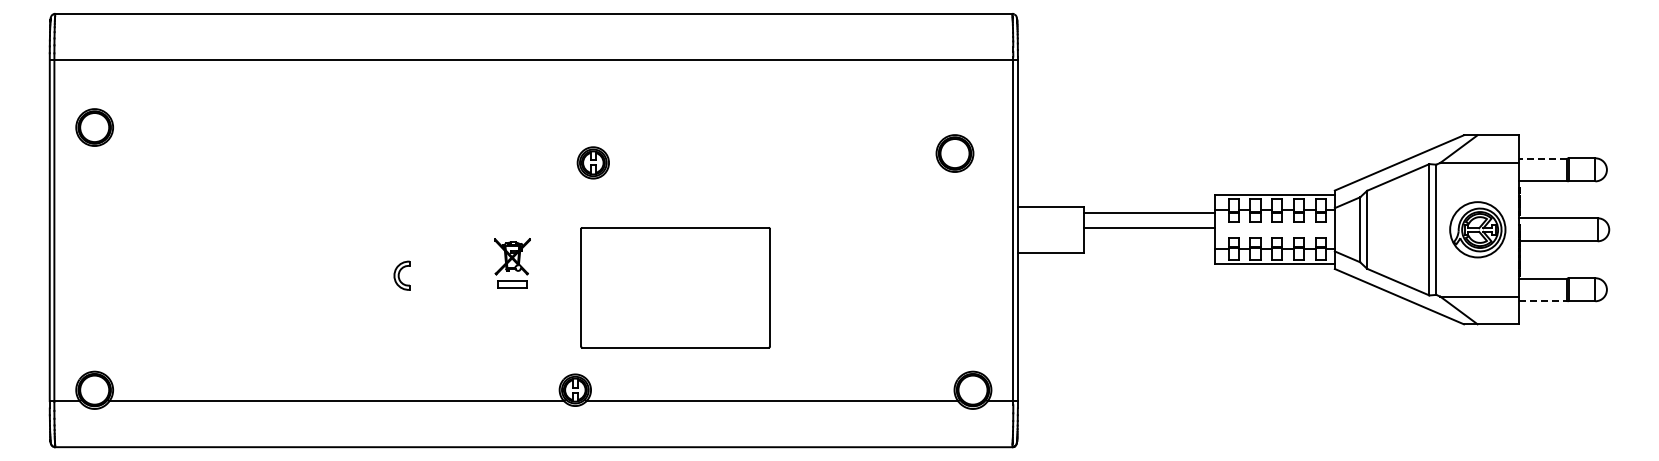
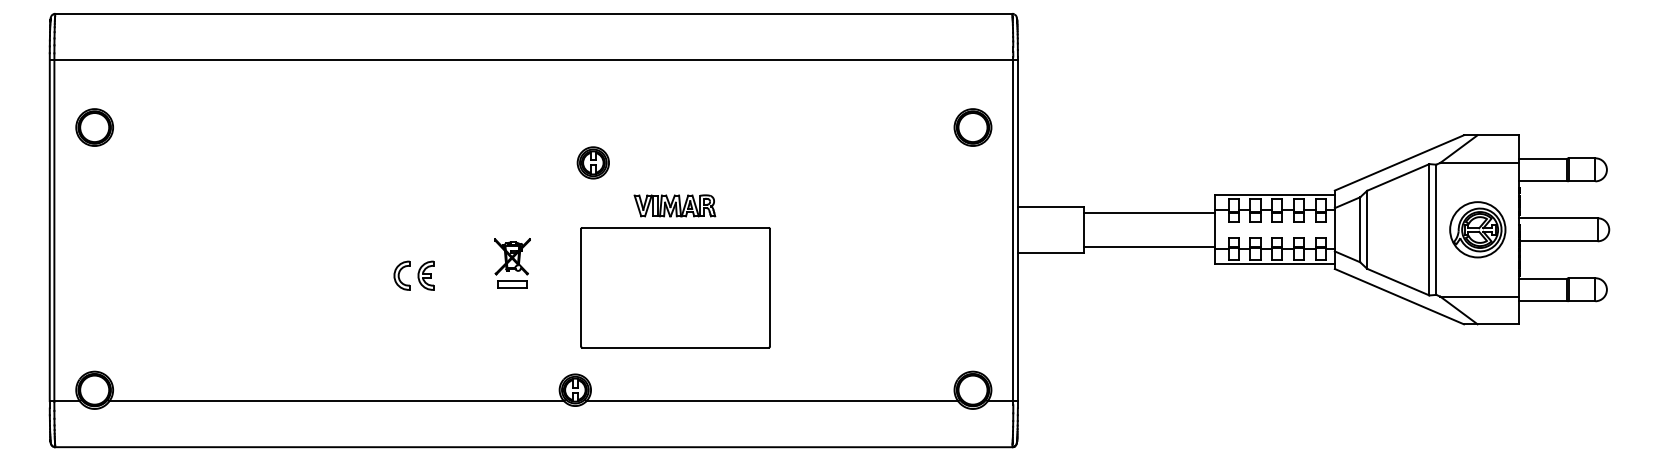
part position: (954, 153) -> (972, 127) (972, 127)
line: dashed -> solid (1543, 158)
part: none -> present (674, 205)
line position: (1149, 227) -> (1149, 246) (1149, 246)
part: none -> present (425, 275)
line: dashed -> solid (1543, 300)
